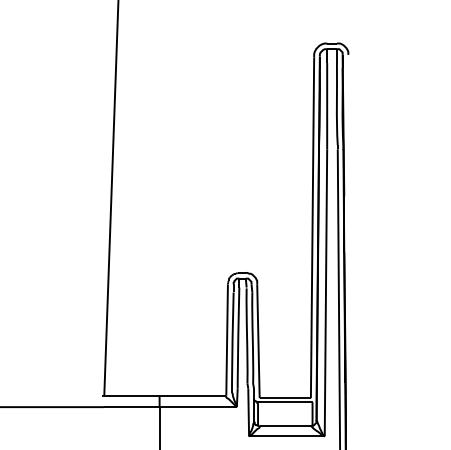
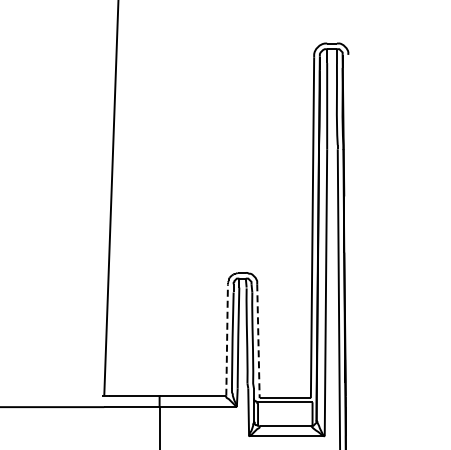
line: solid -> dashed (227, 340)
line: solid -> dashed (258, 341)
